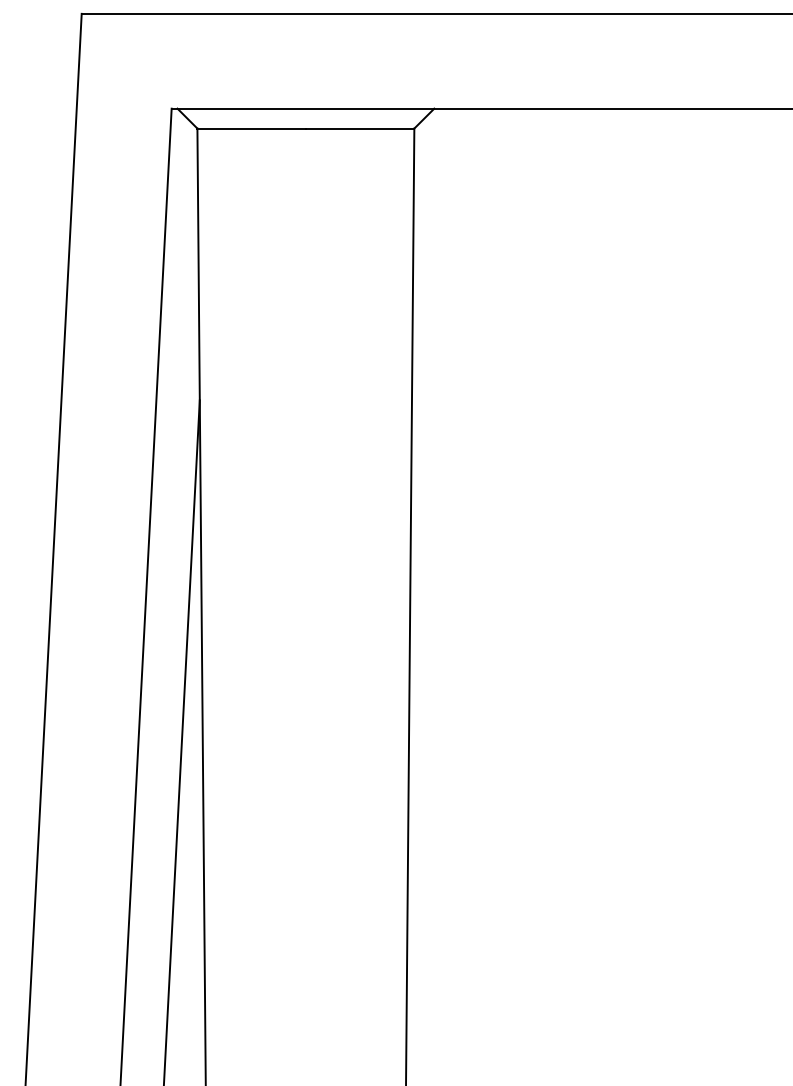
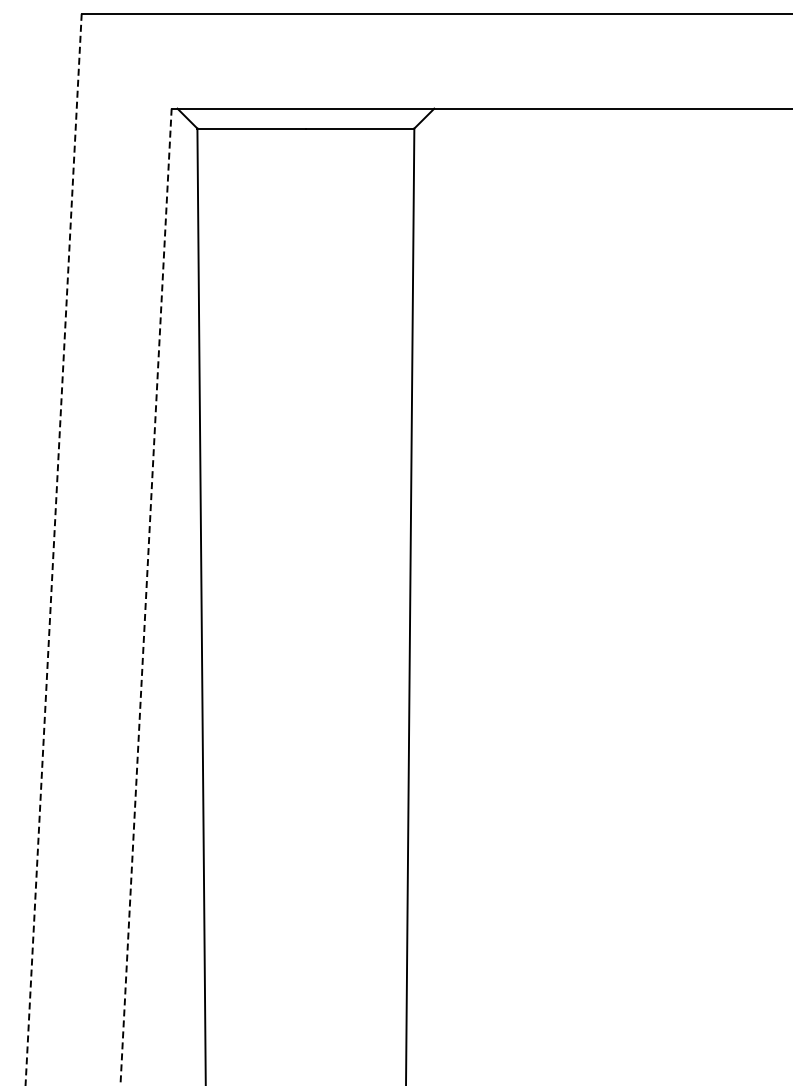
line: solid -> dashed (53, 549)
line: solid -> dashed (146, 597)
line: present -> none (181, 741)
